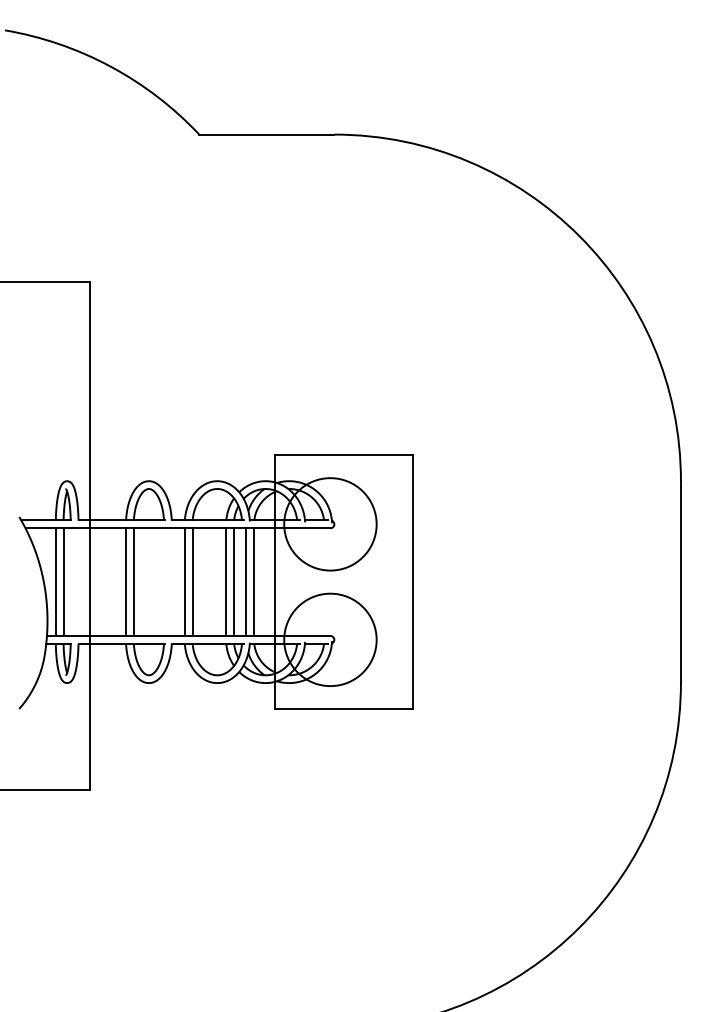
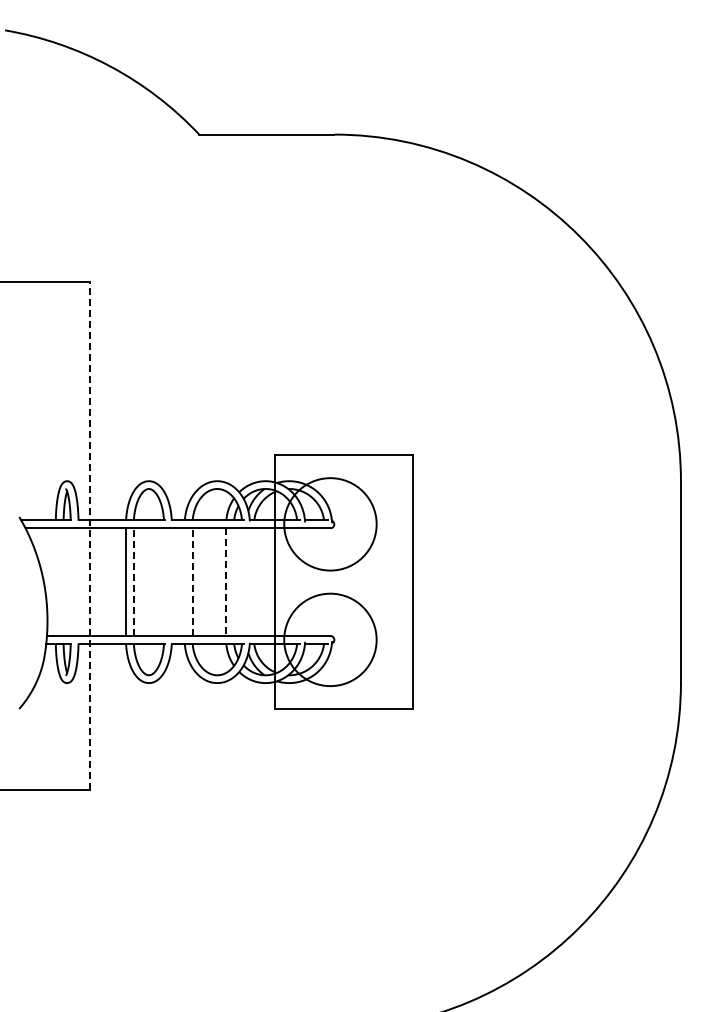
line: solid -> dashed (90, 535)
line: present -> none (55, 582)
line: present -> none (63, 582)
line: solid -> dashed (133, 582)
line: present -> none (184, 582)
line: solid -> dashed (192, 582)
line: solid -> dashed (226, 582)
line: present -> none (233, 582)
line: present -> none (246, 582)
line: present -> none (254, 582)
